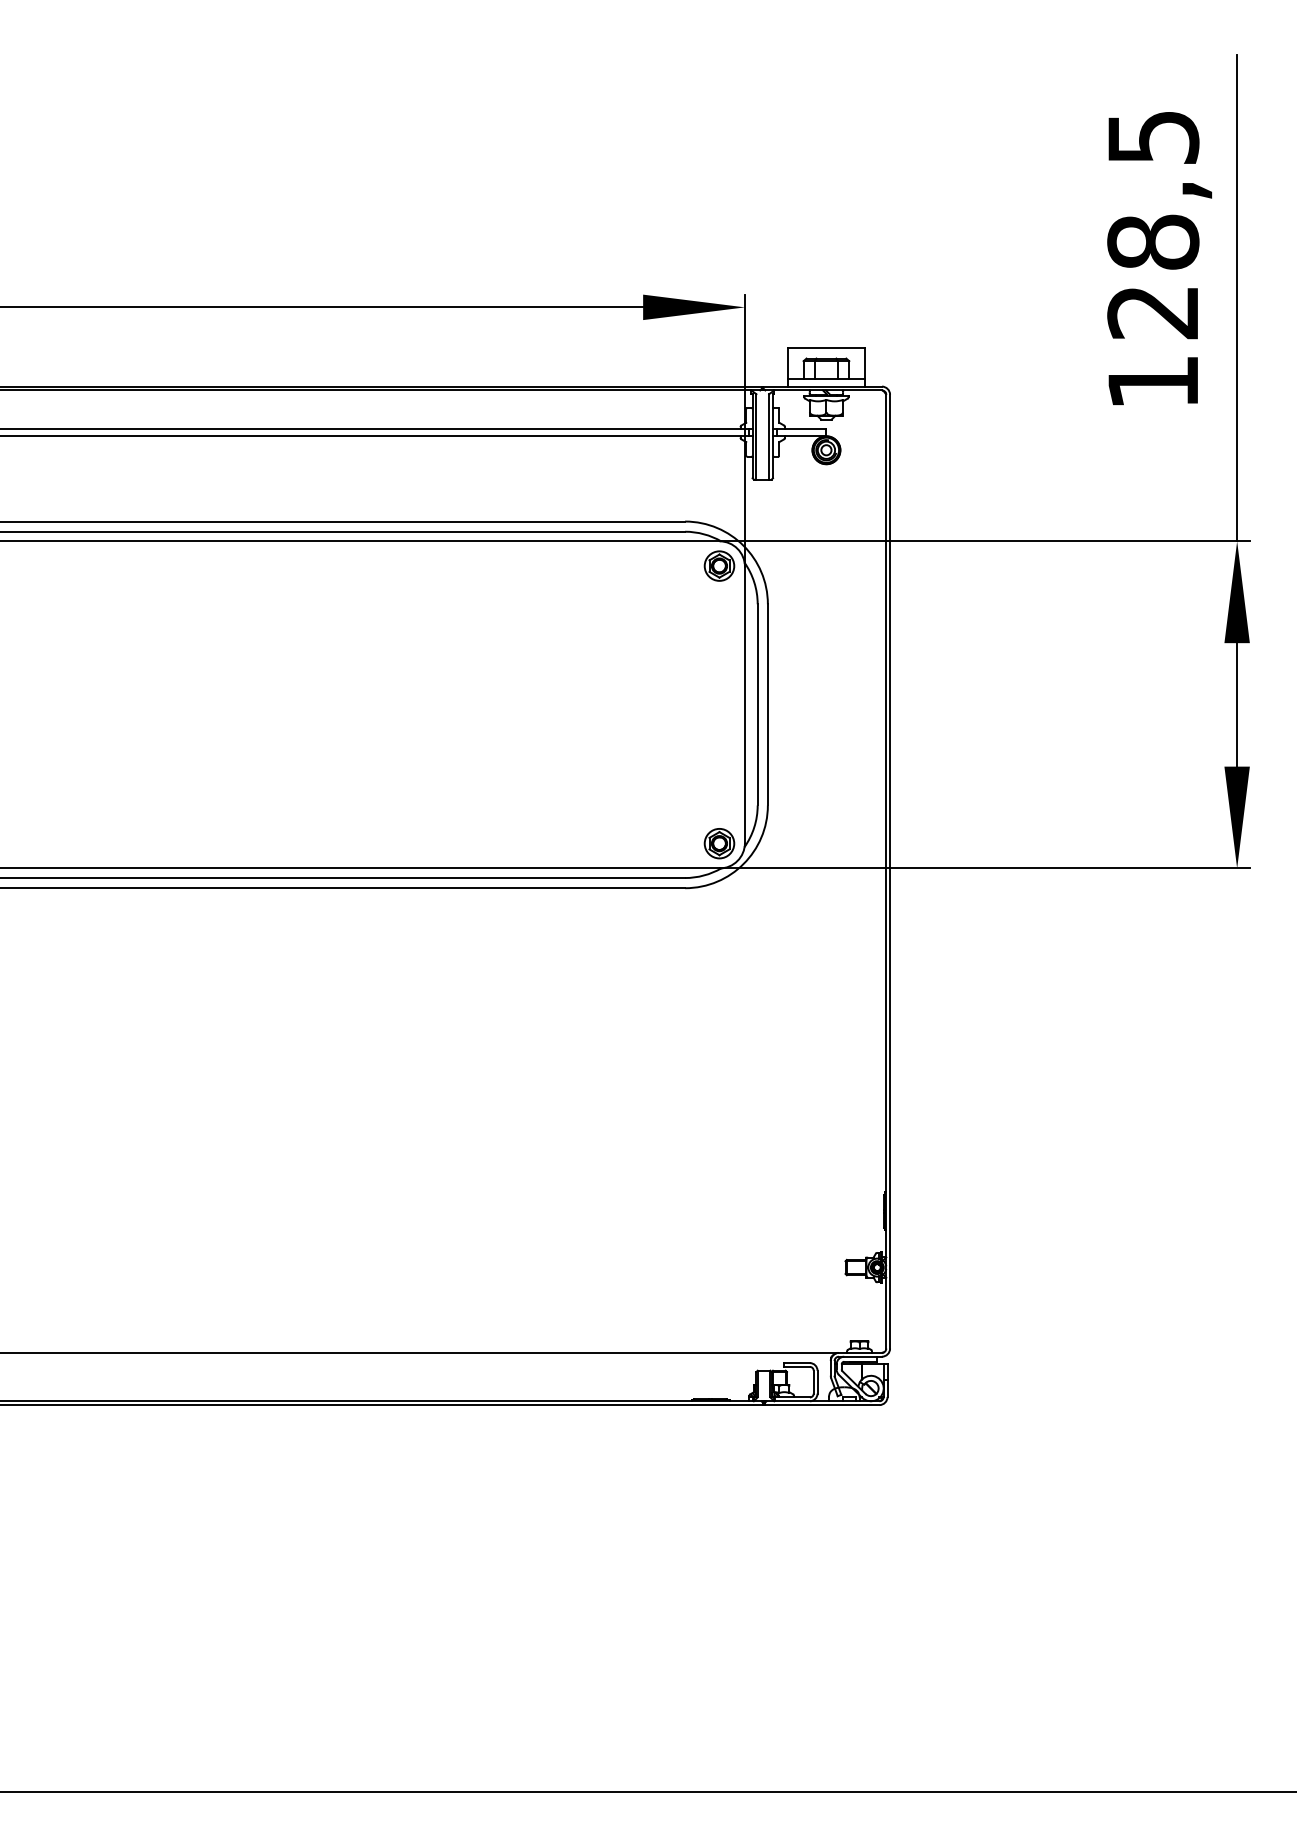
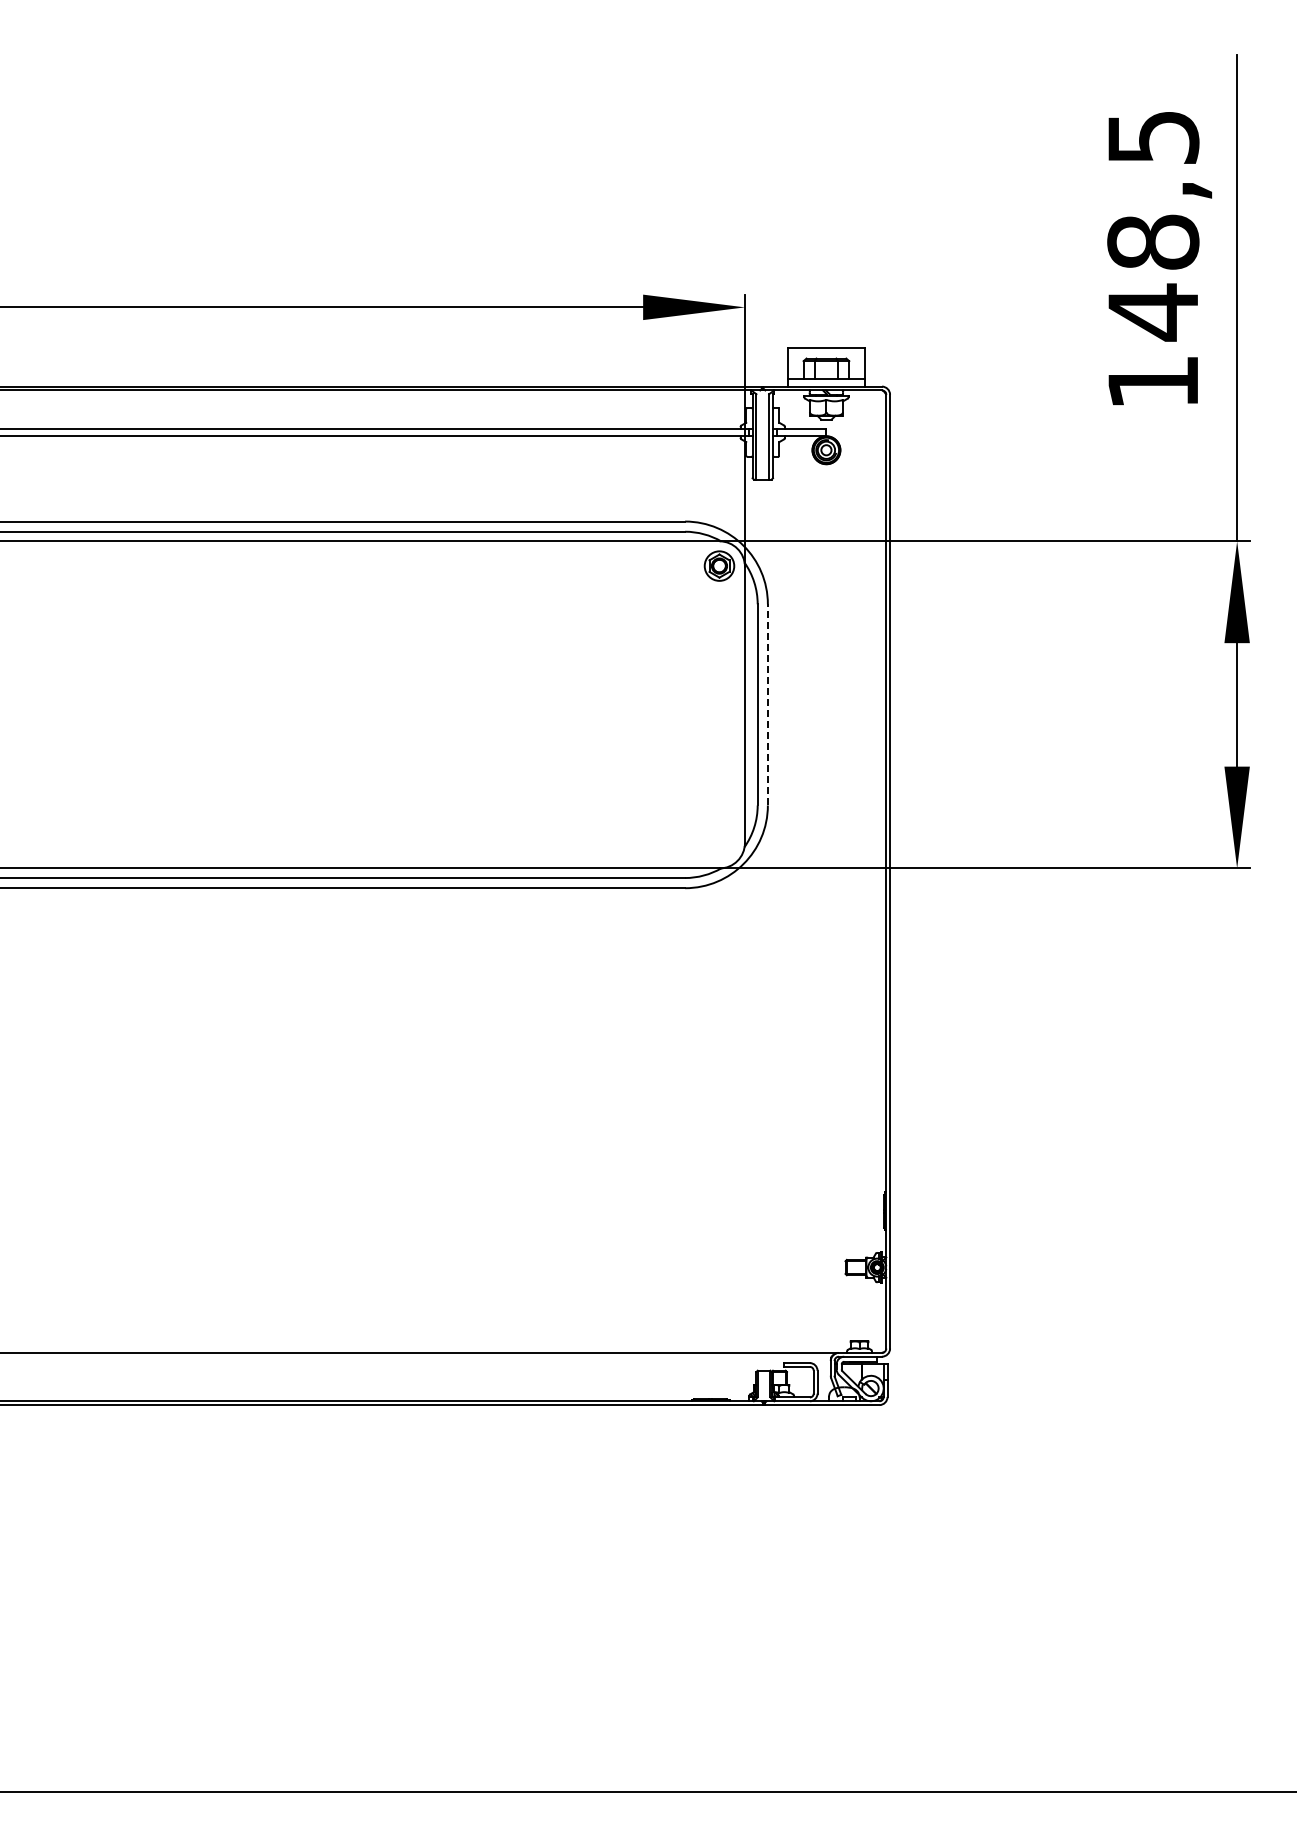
text: 128,5 -> 148,5 (1152, 312)
line: solid -> dashed (767, 704)
part: present -> none (719, 843)
